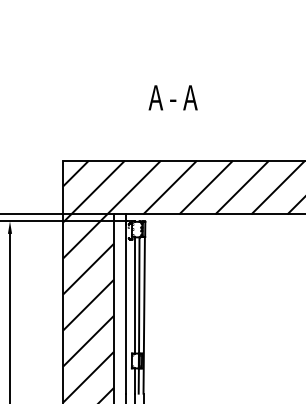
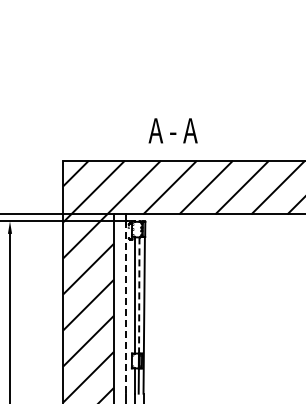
text position: (172, 97) -> (172, 130) (172, 130)
line: solid -> dashed (139, 295)
line: solid -> dashed (126, 308)
